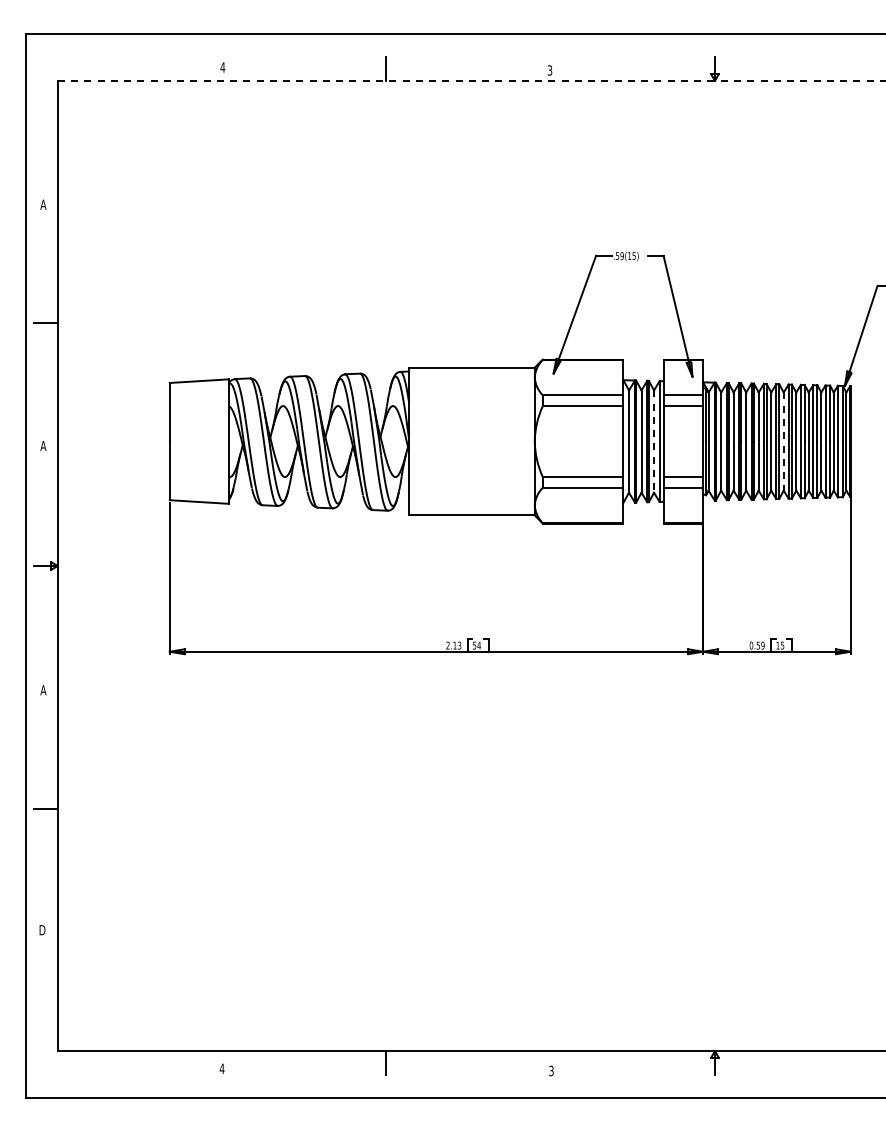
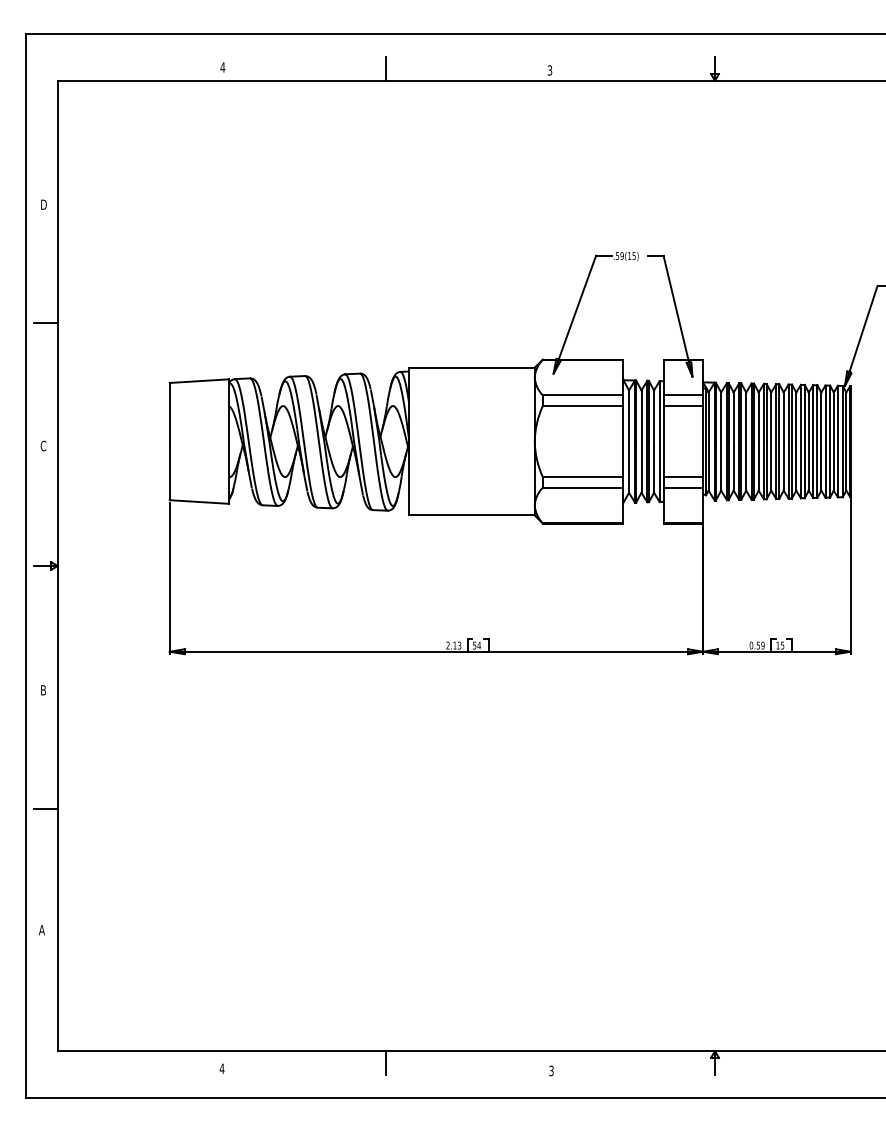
line: dashed -> solid (471, 80)
text: A -> D (43, 204)
line: dashed -> solid (654, 442)
line: dashed -> solid (783, 442)
text: A -> C (43, 445)
text: A -> B (43, 690)
text: D -> A (42, 930)
